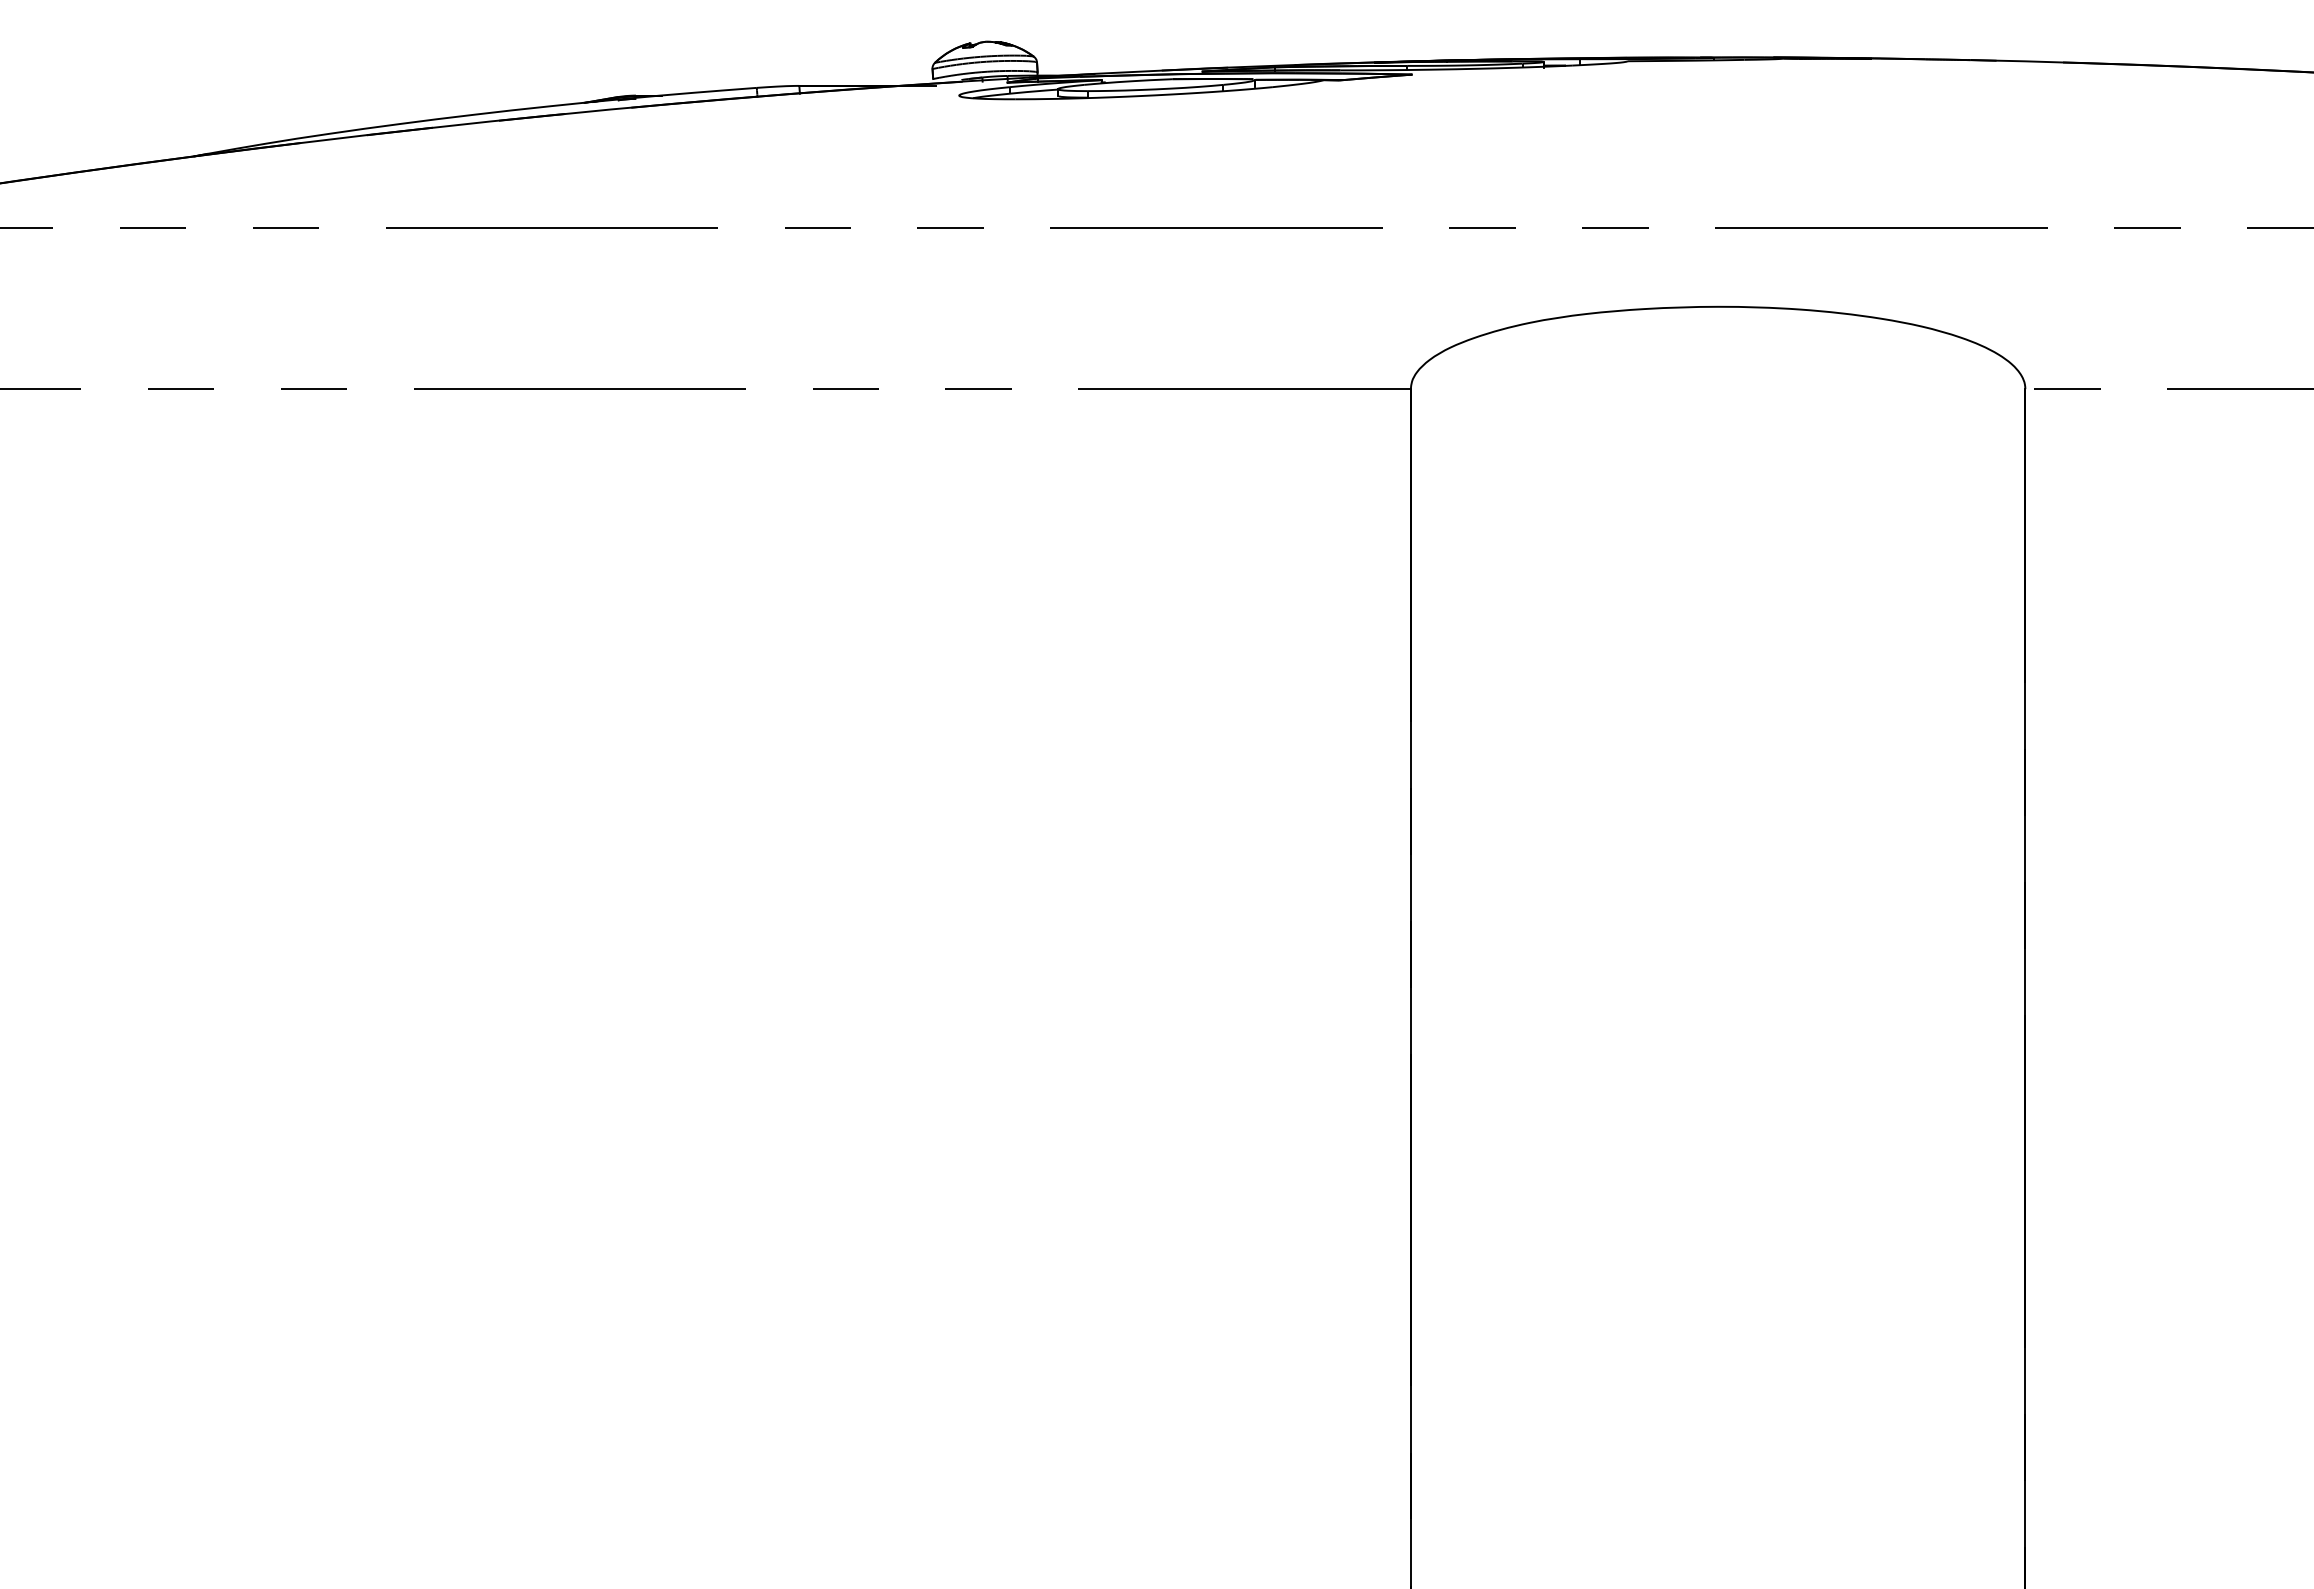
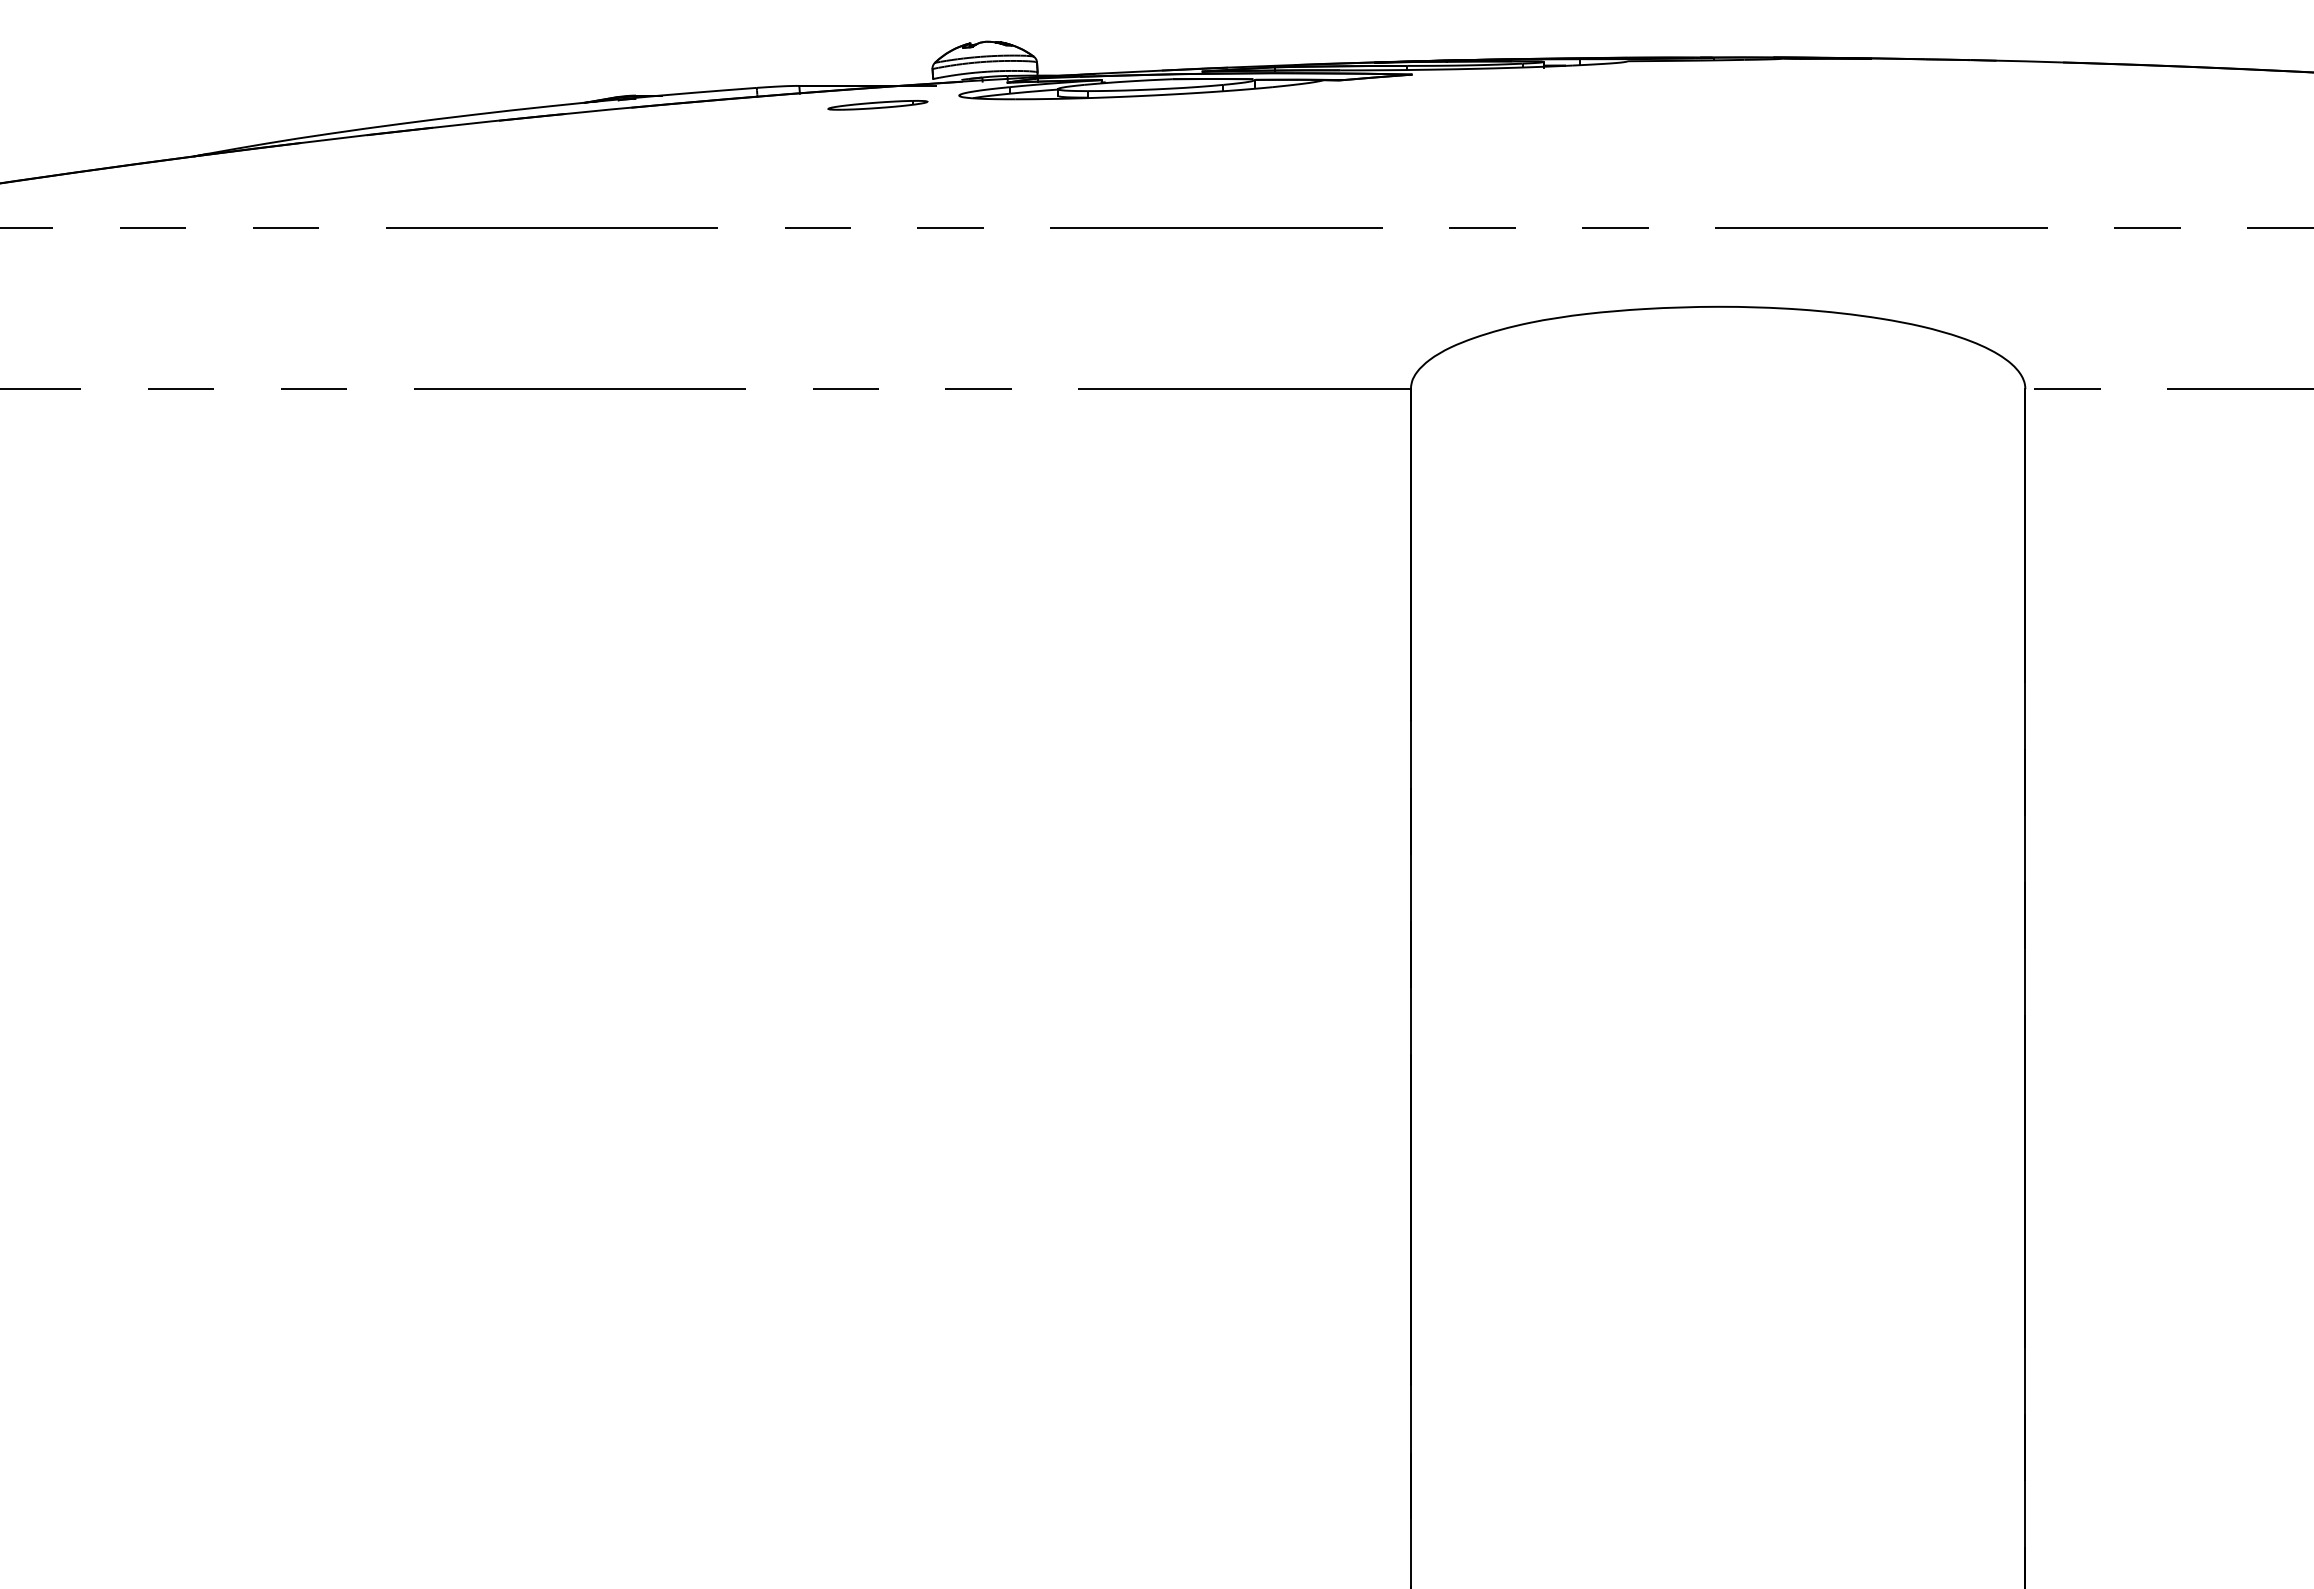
part: none -> present (877, 105)
